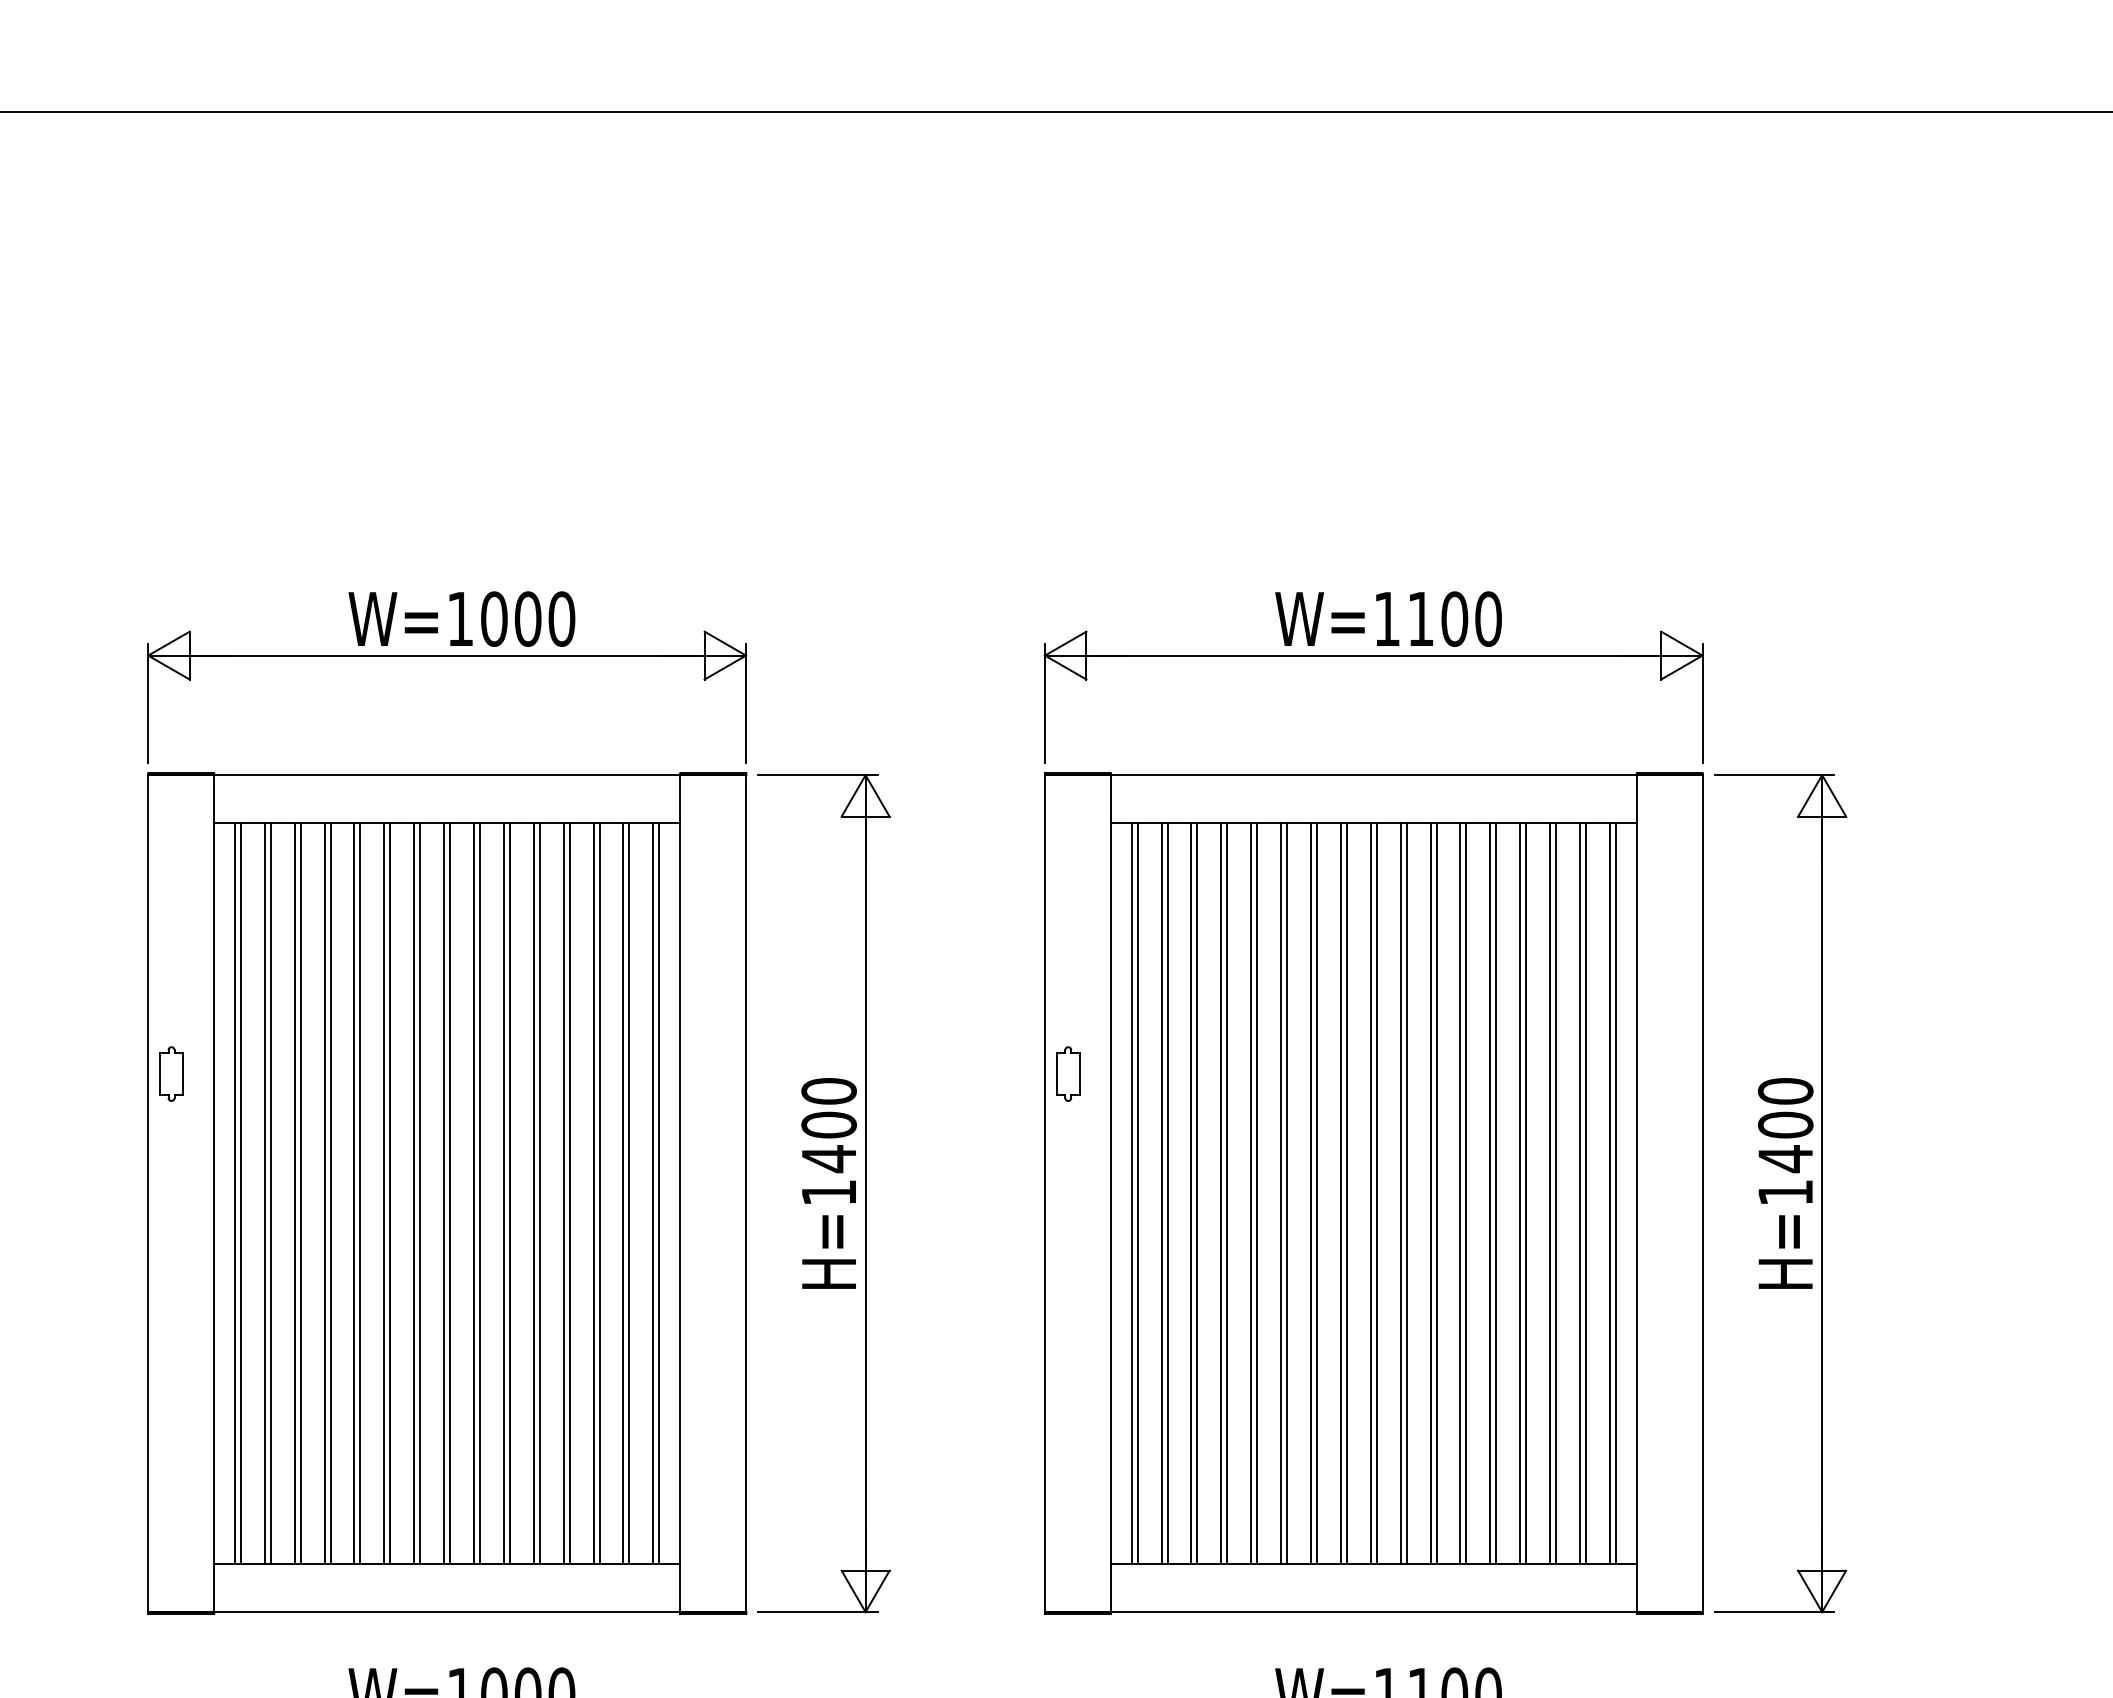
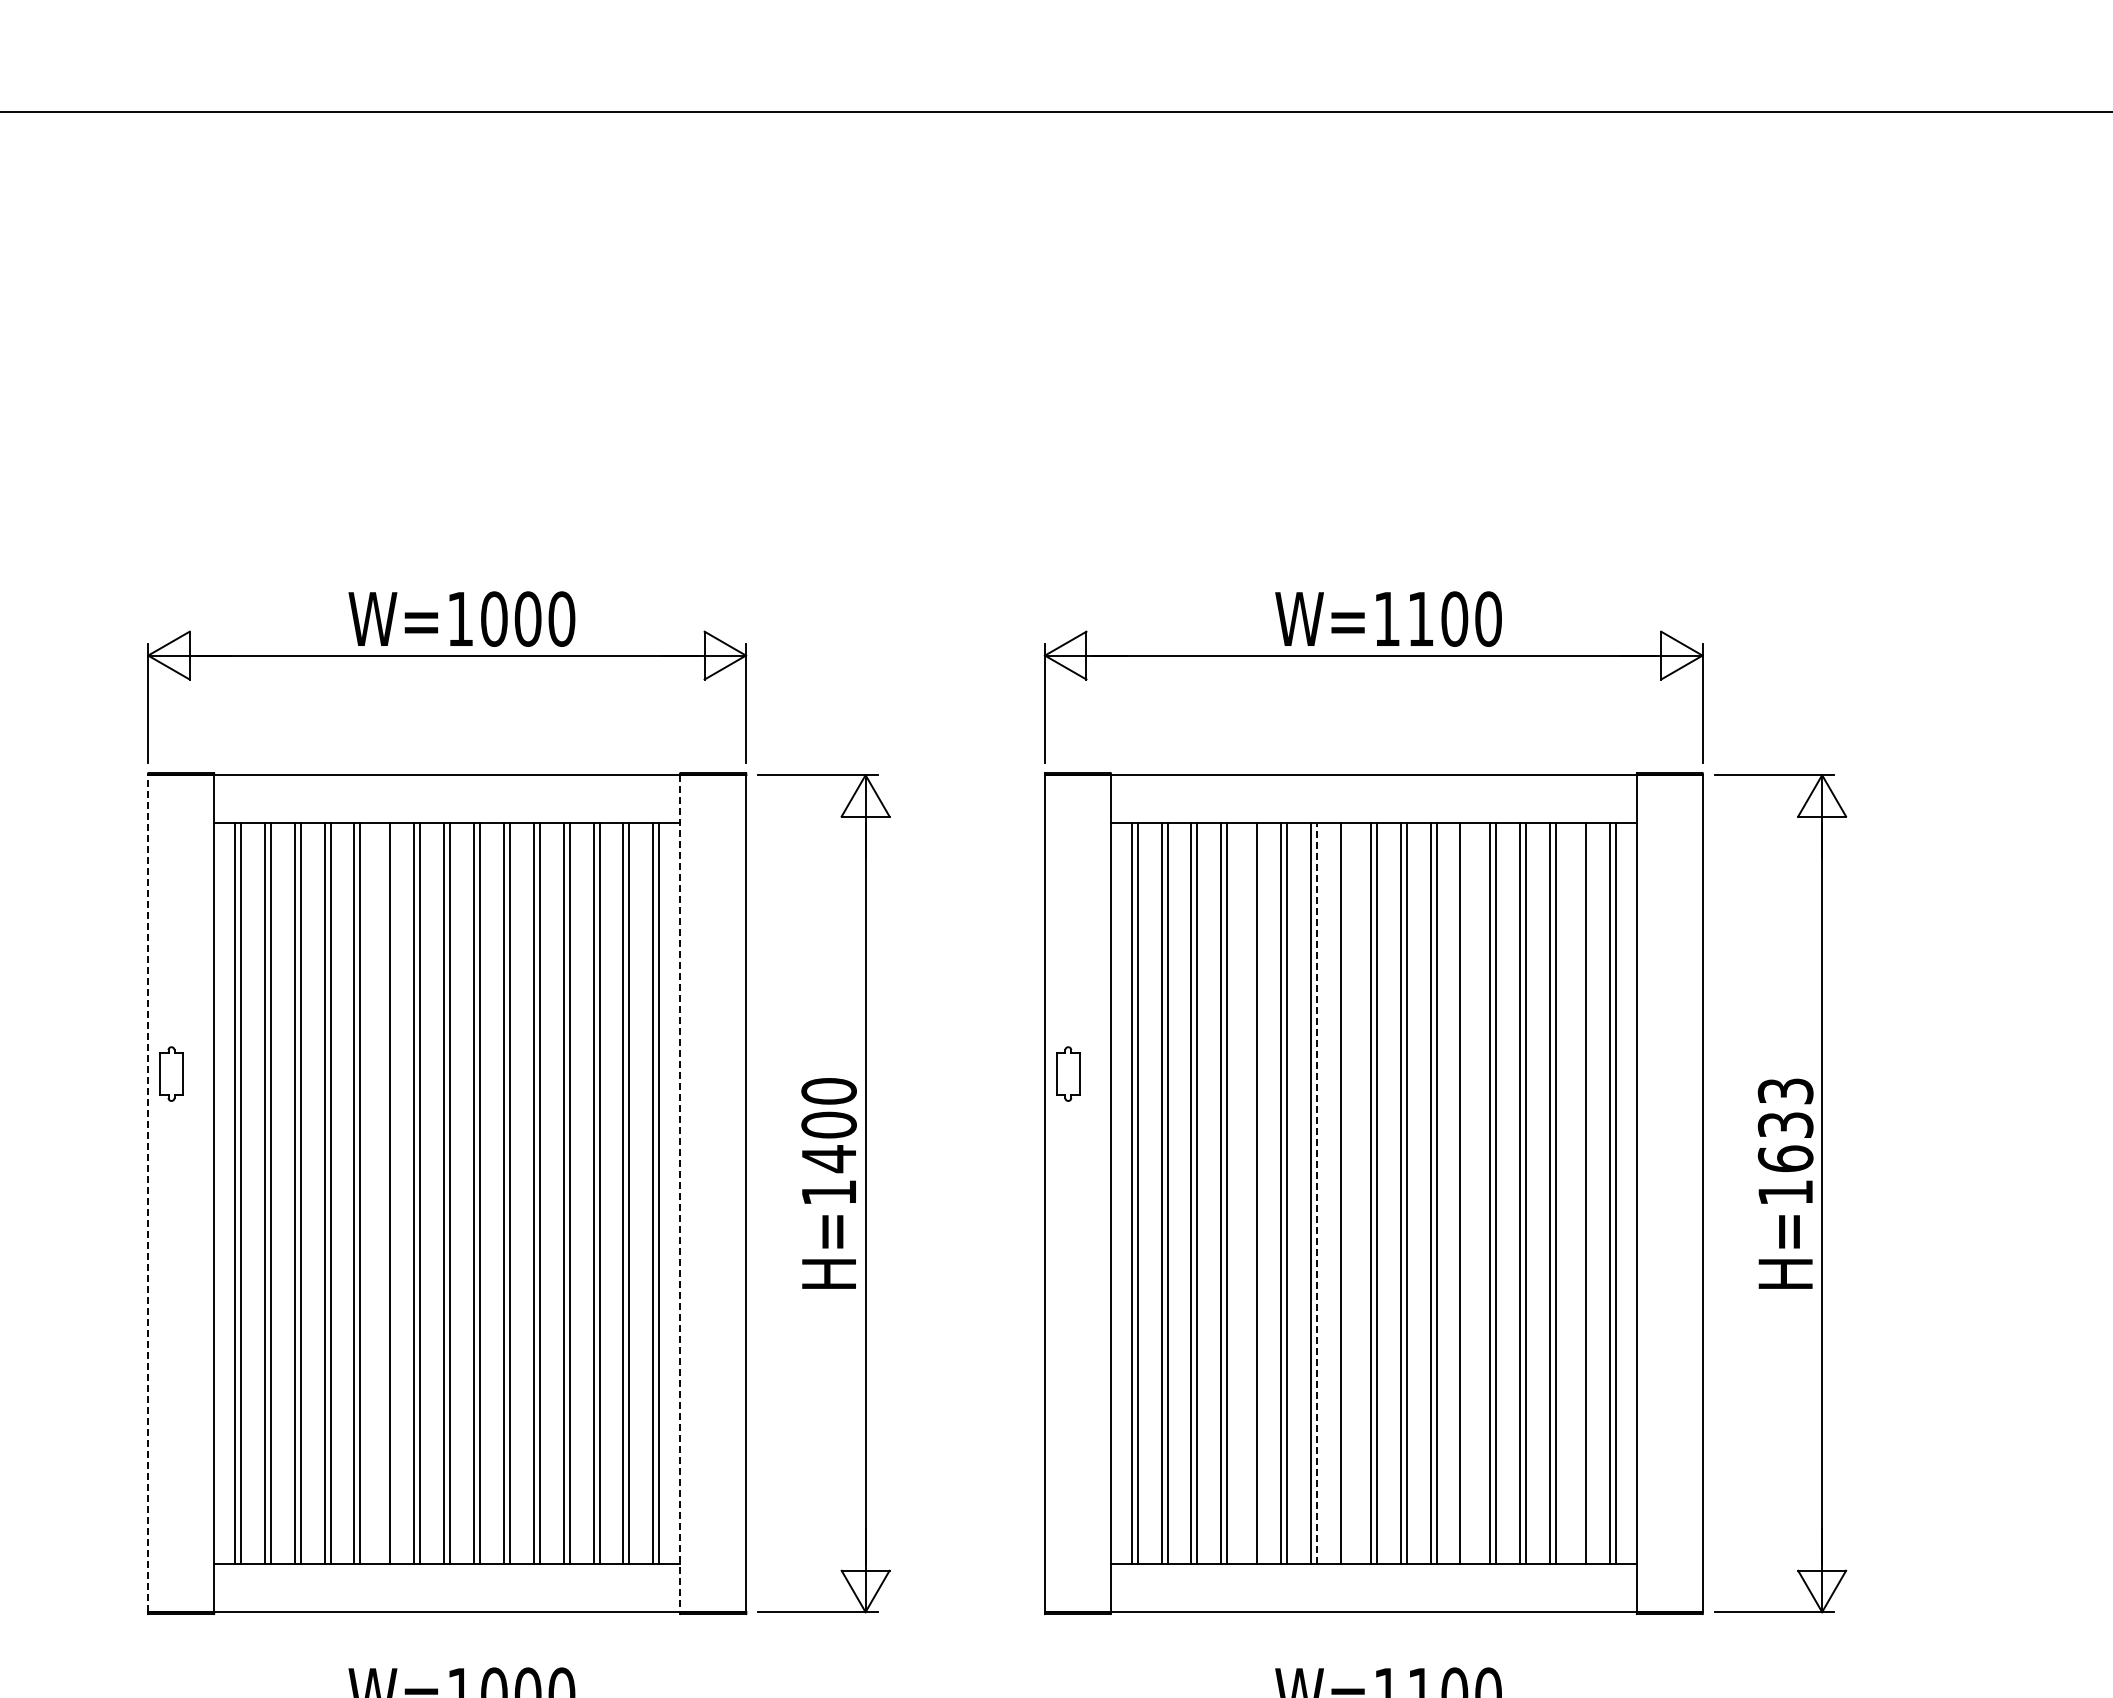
text: H=1400 -> H=1633 (1785, 1125)
line: solid -> dashed (148, 1193)
line: present -> none (384, 1193)
line: present -> none (1251, 1193)
line: solid -> dashed (1316, 1193)
line: present -> none (1346, 1193)
line: present -> none (1466, 1193)
line: present -> none (1580, 1193)
line: solid -> dashed (680, 1194)
